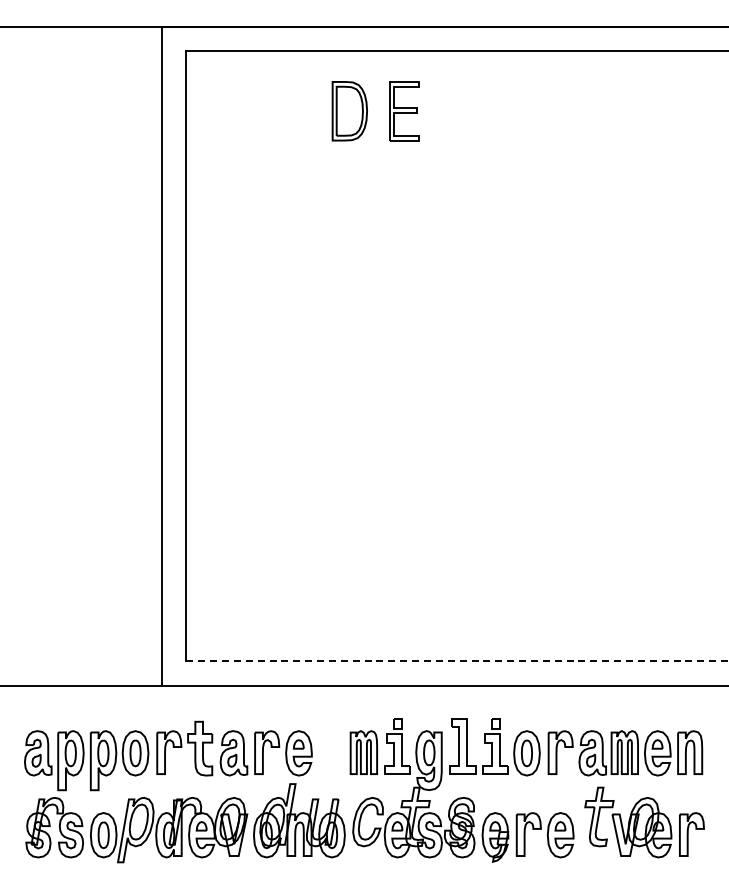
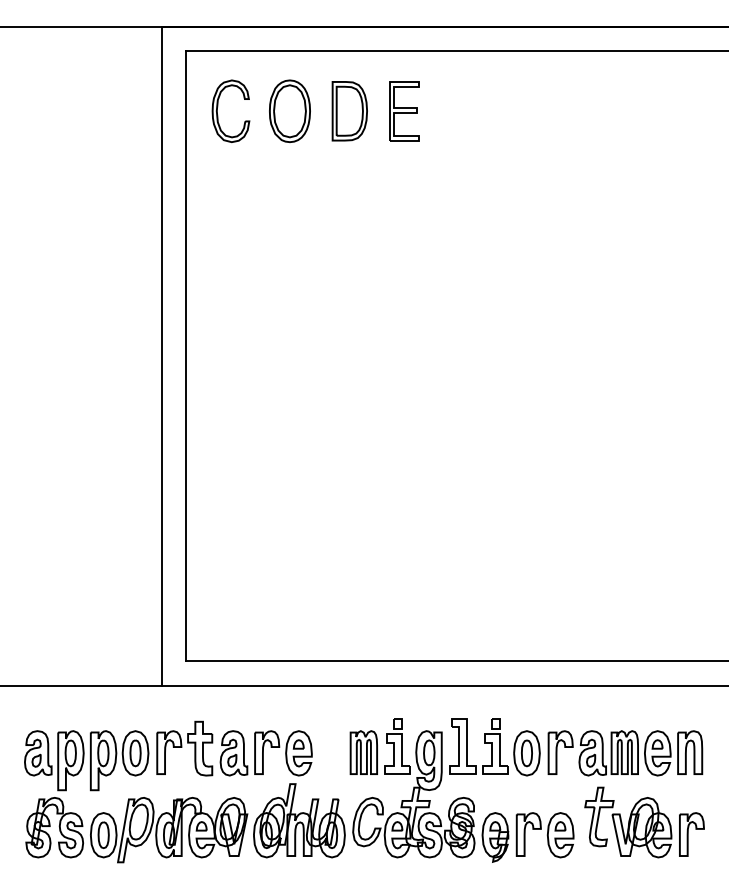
part: none -> present (218, 106)
part: none -> present (289, 110)
line: dashed -> solid (457, 661)
